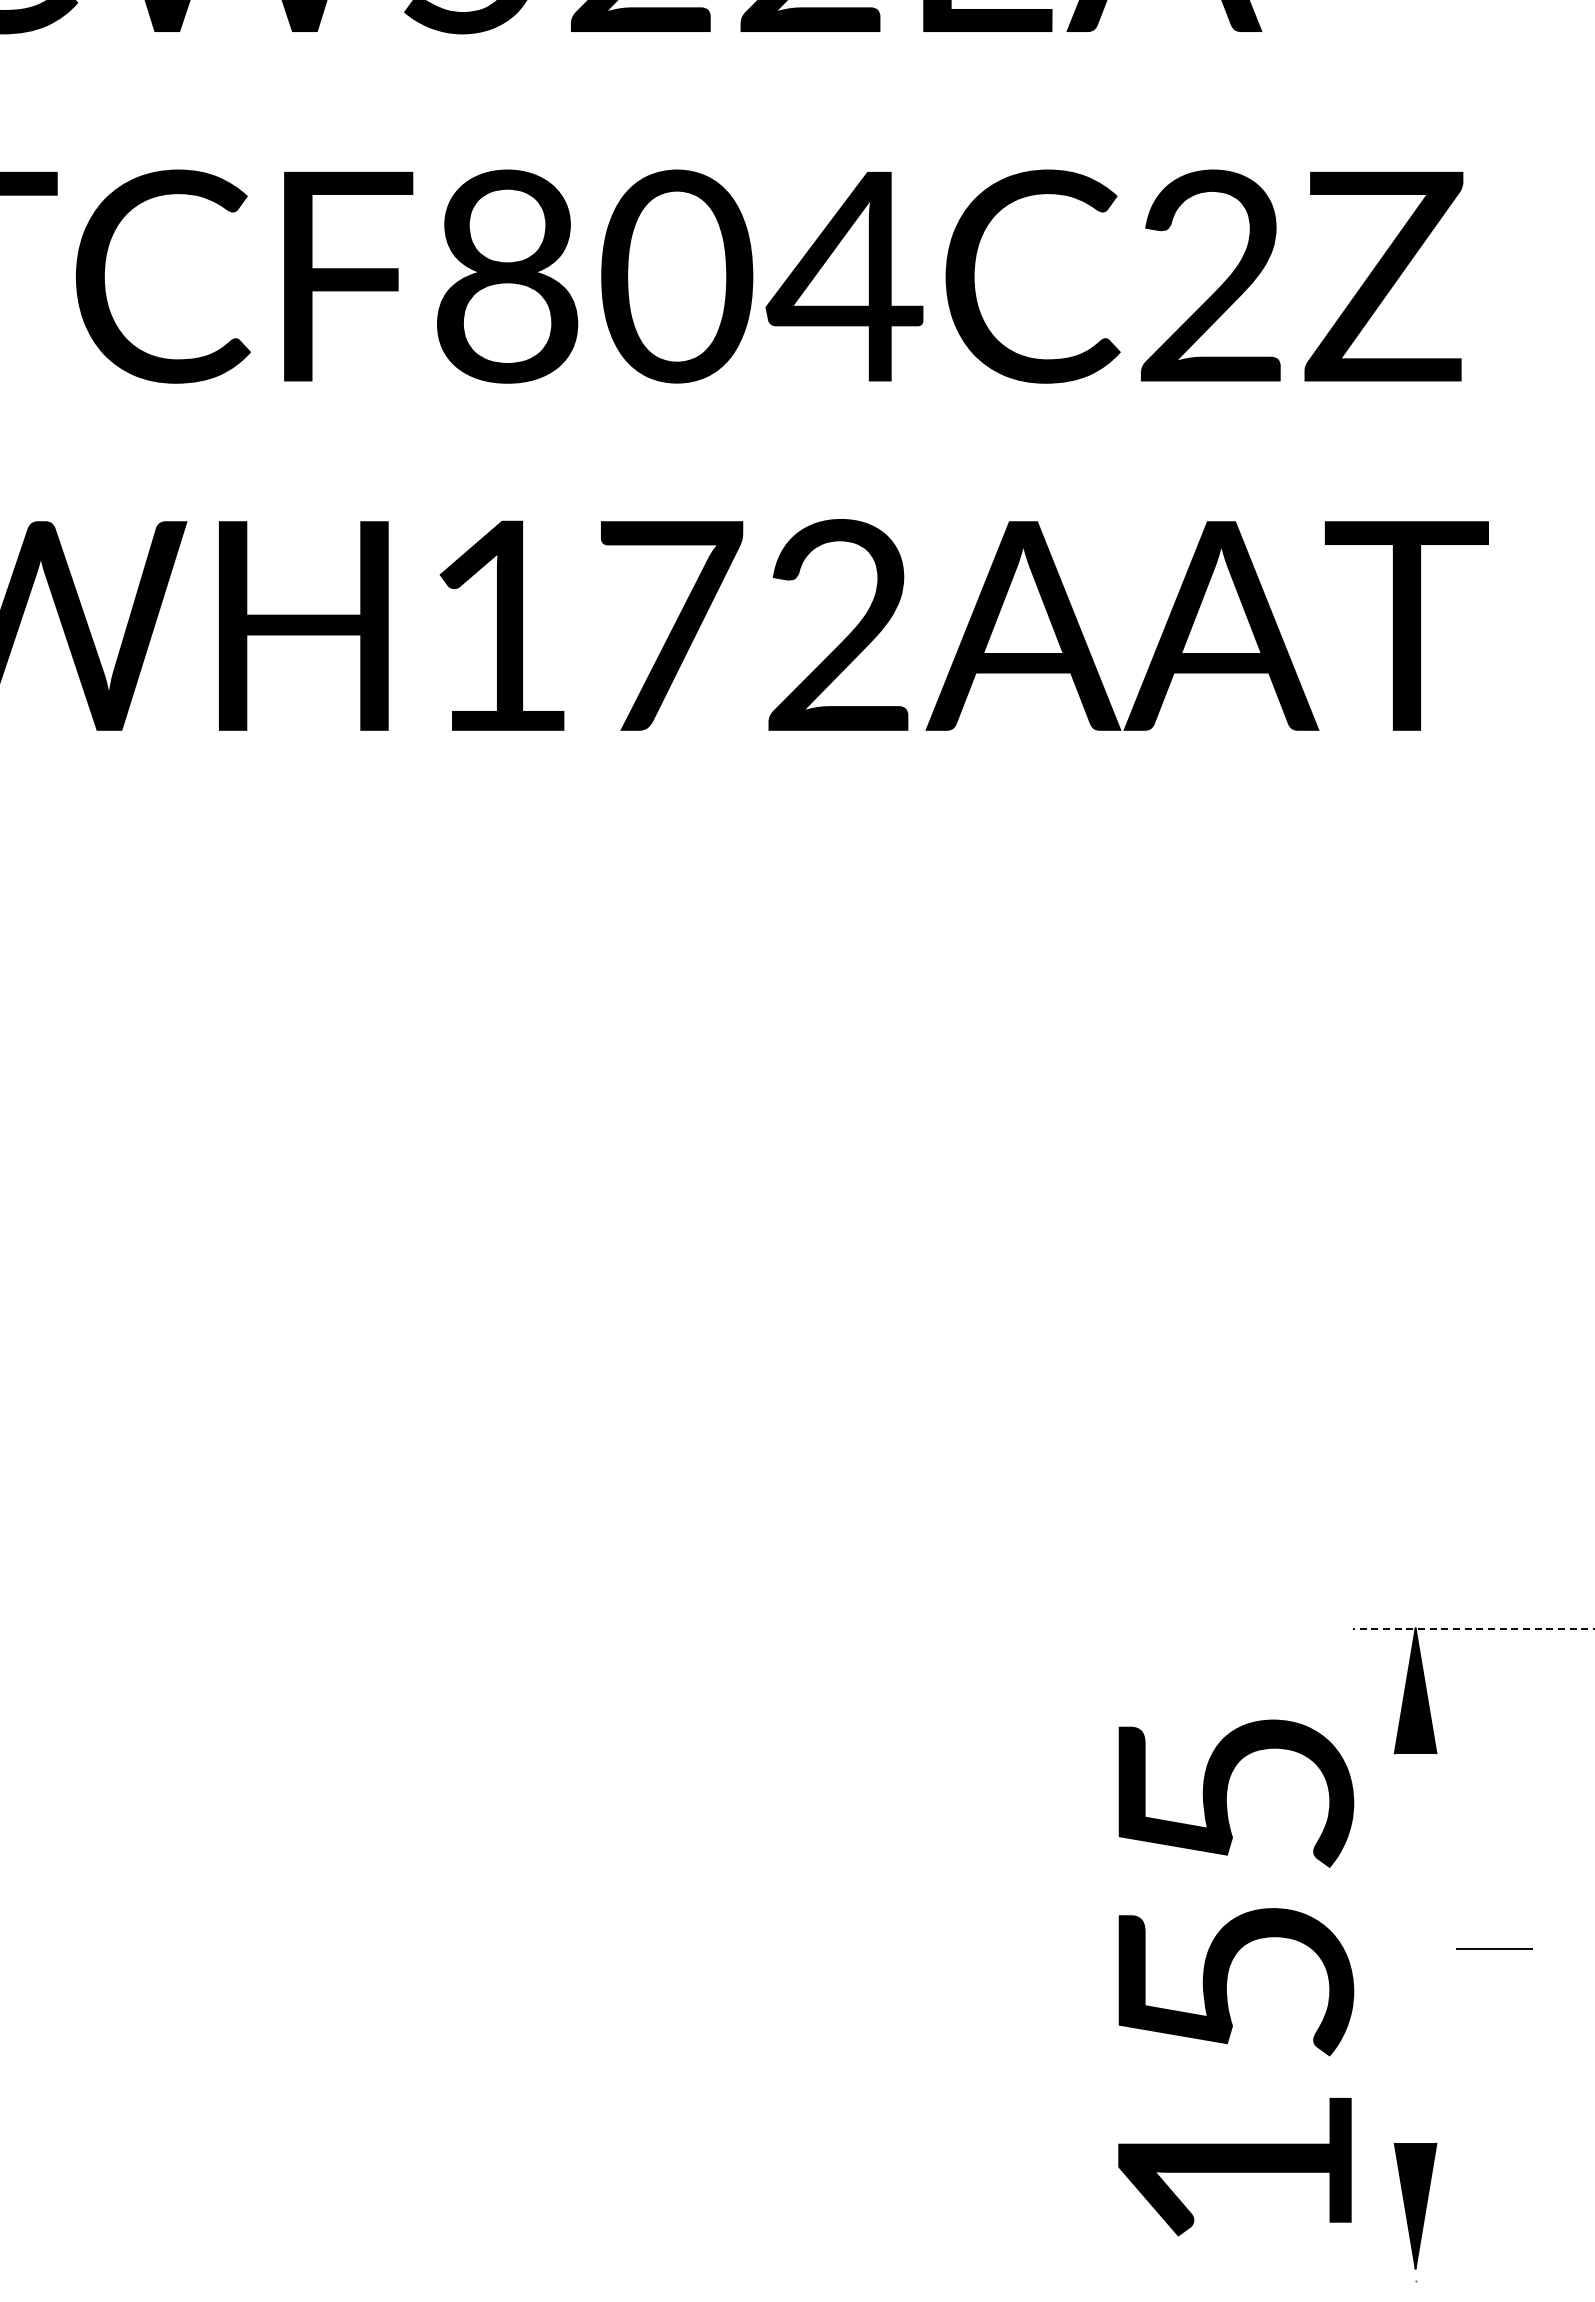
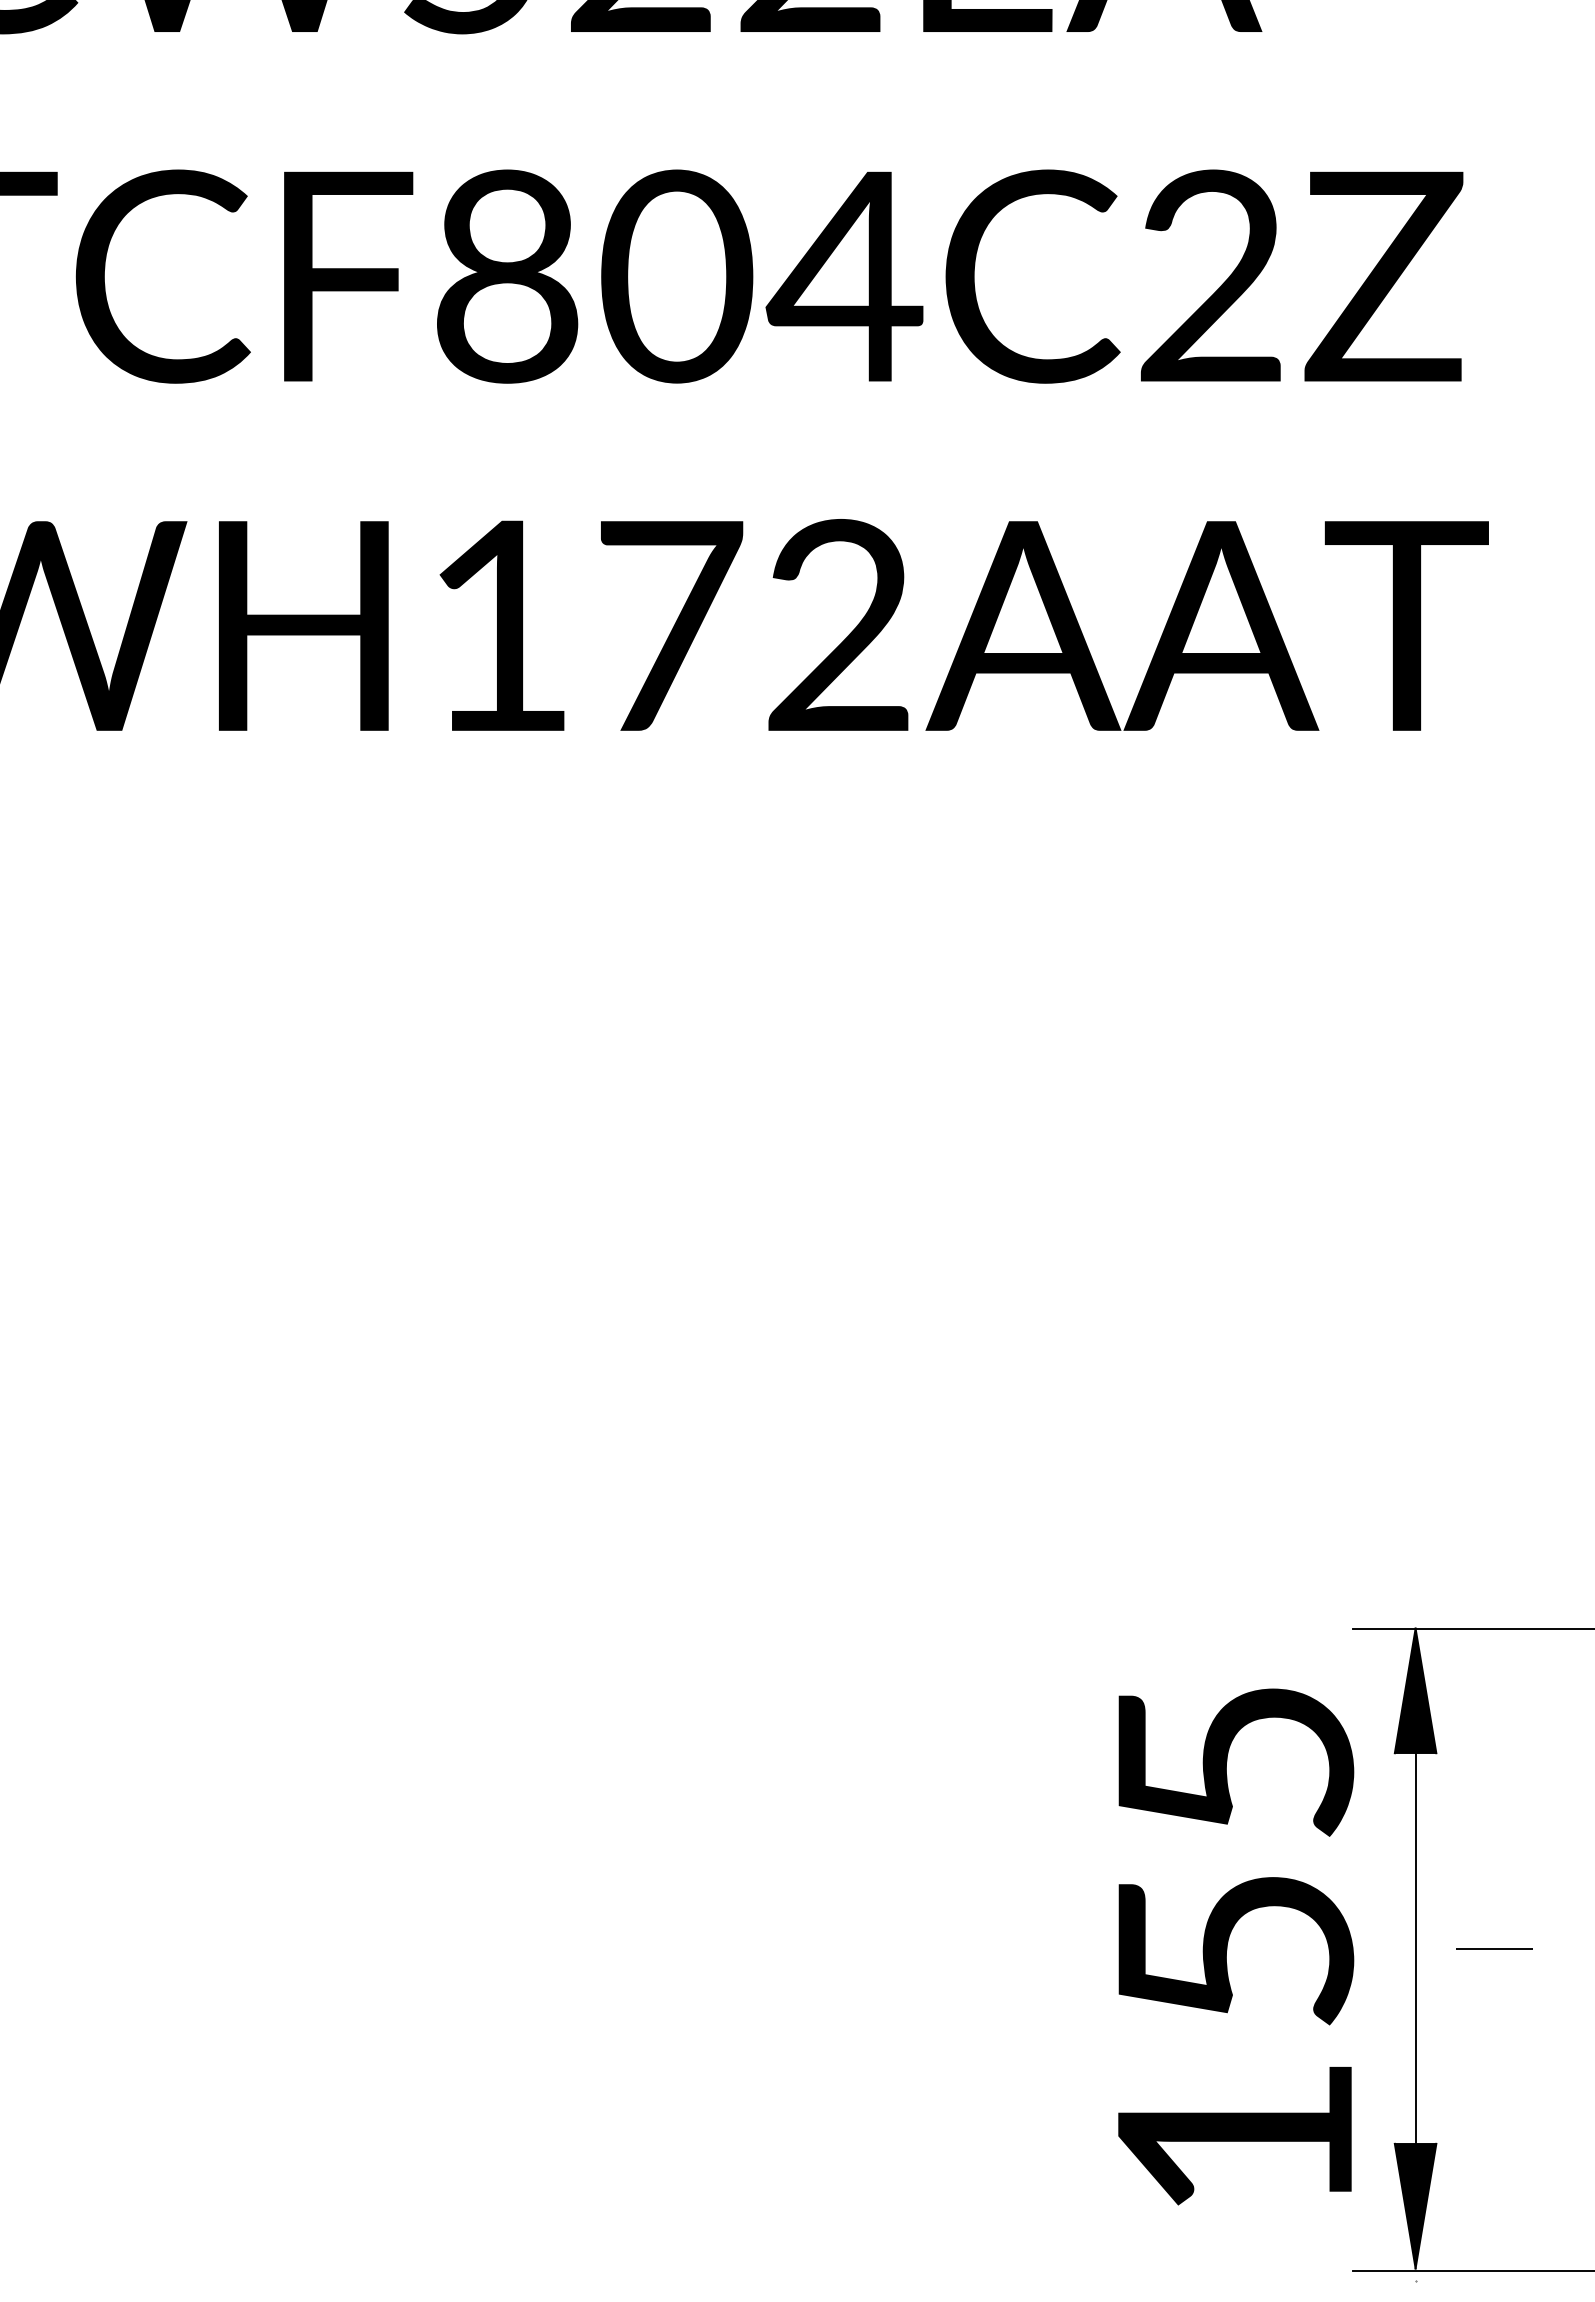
line: dashed -> solid (1473, 1628)
line: none -> present (1415, 1954)
text position: (1236, 1977) -> (1236, 1946) (1236, 1946)
line: none -> present (1472, 2271)
